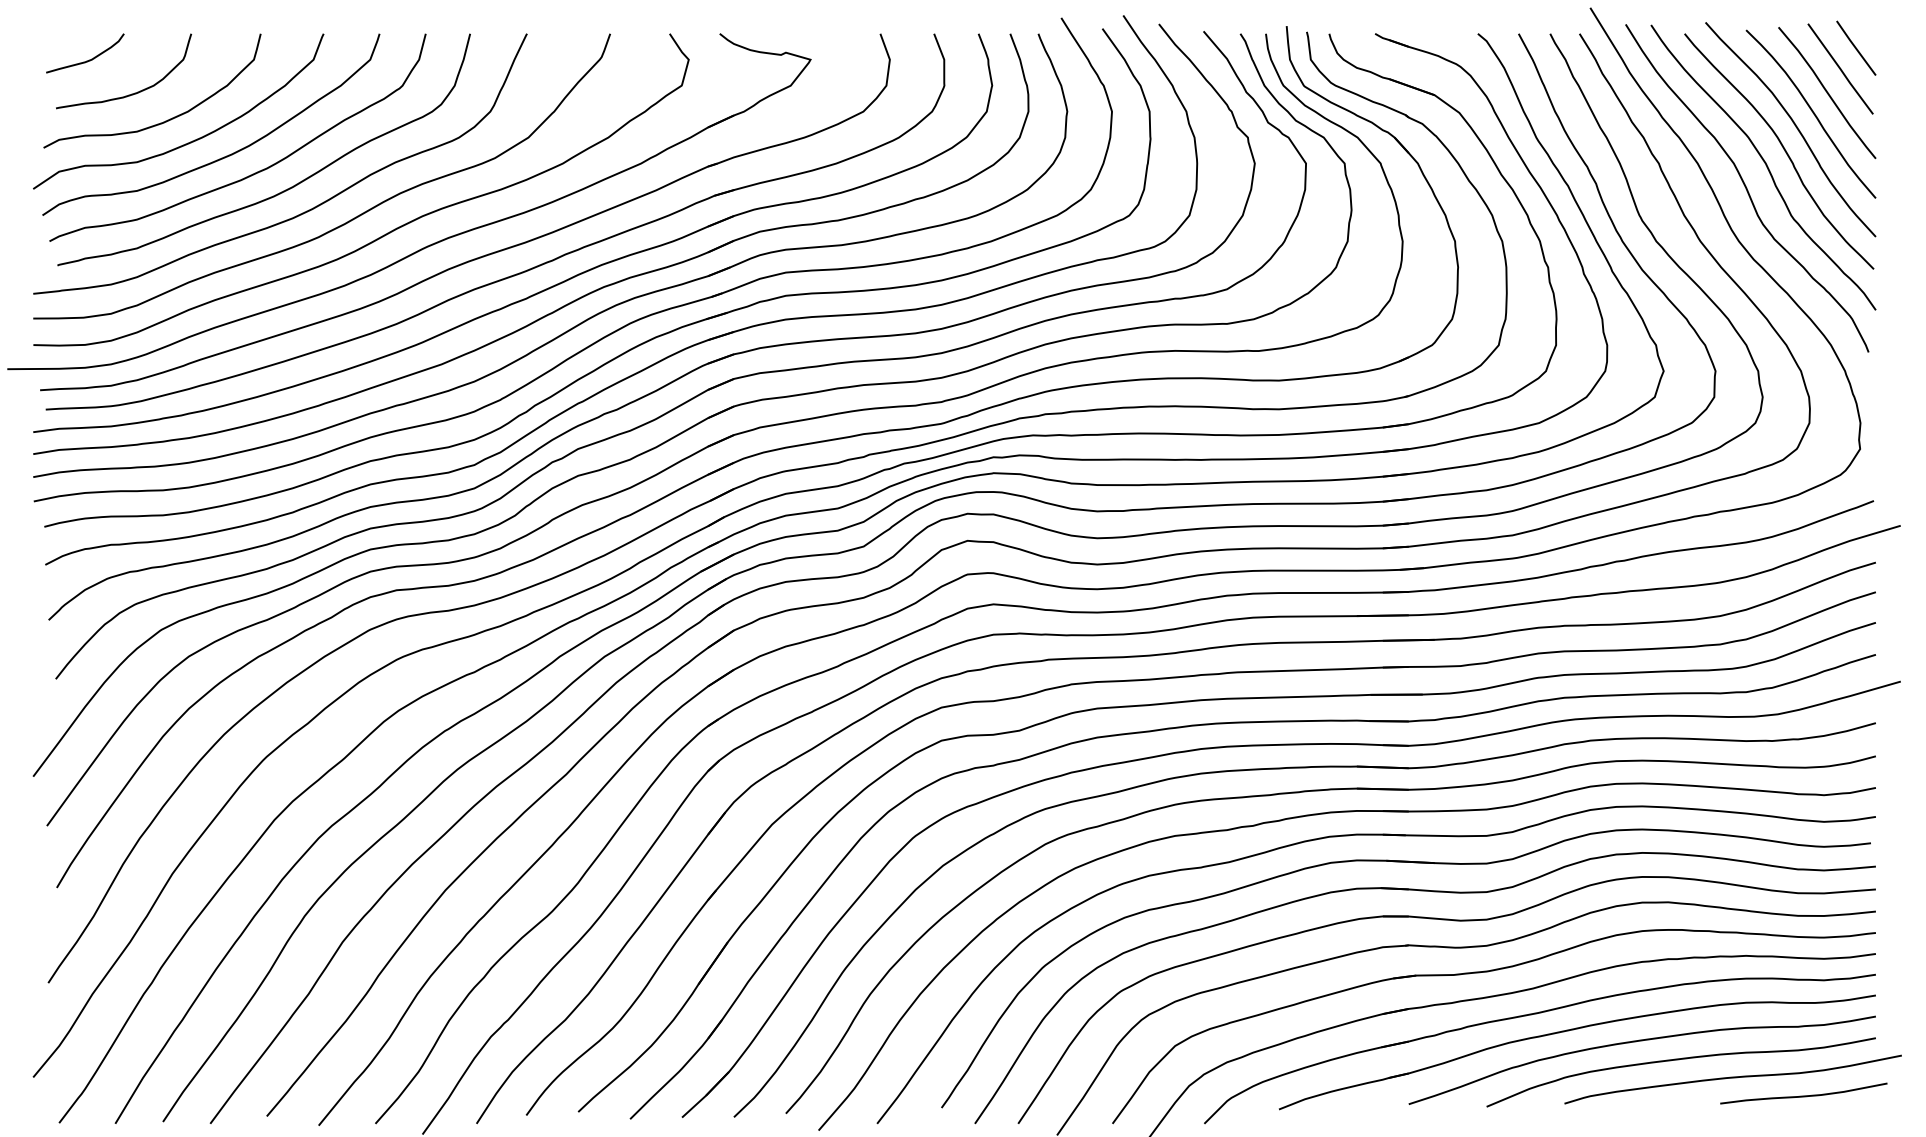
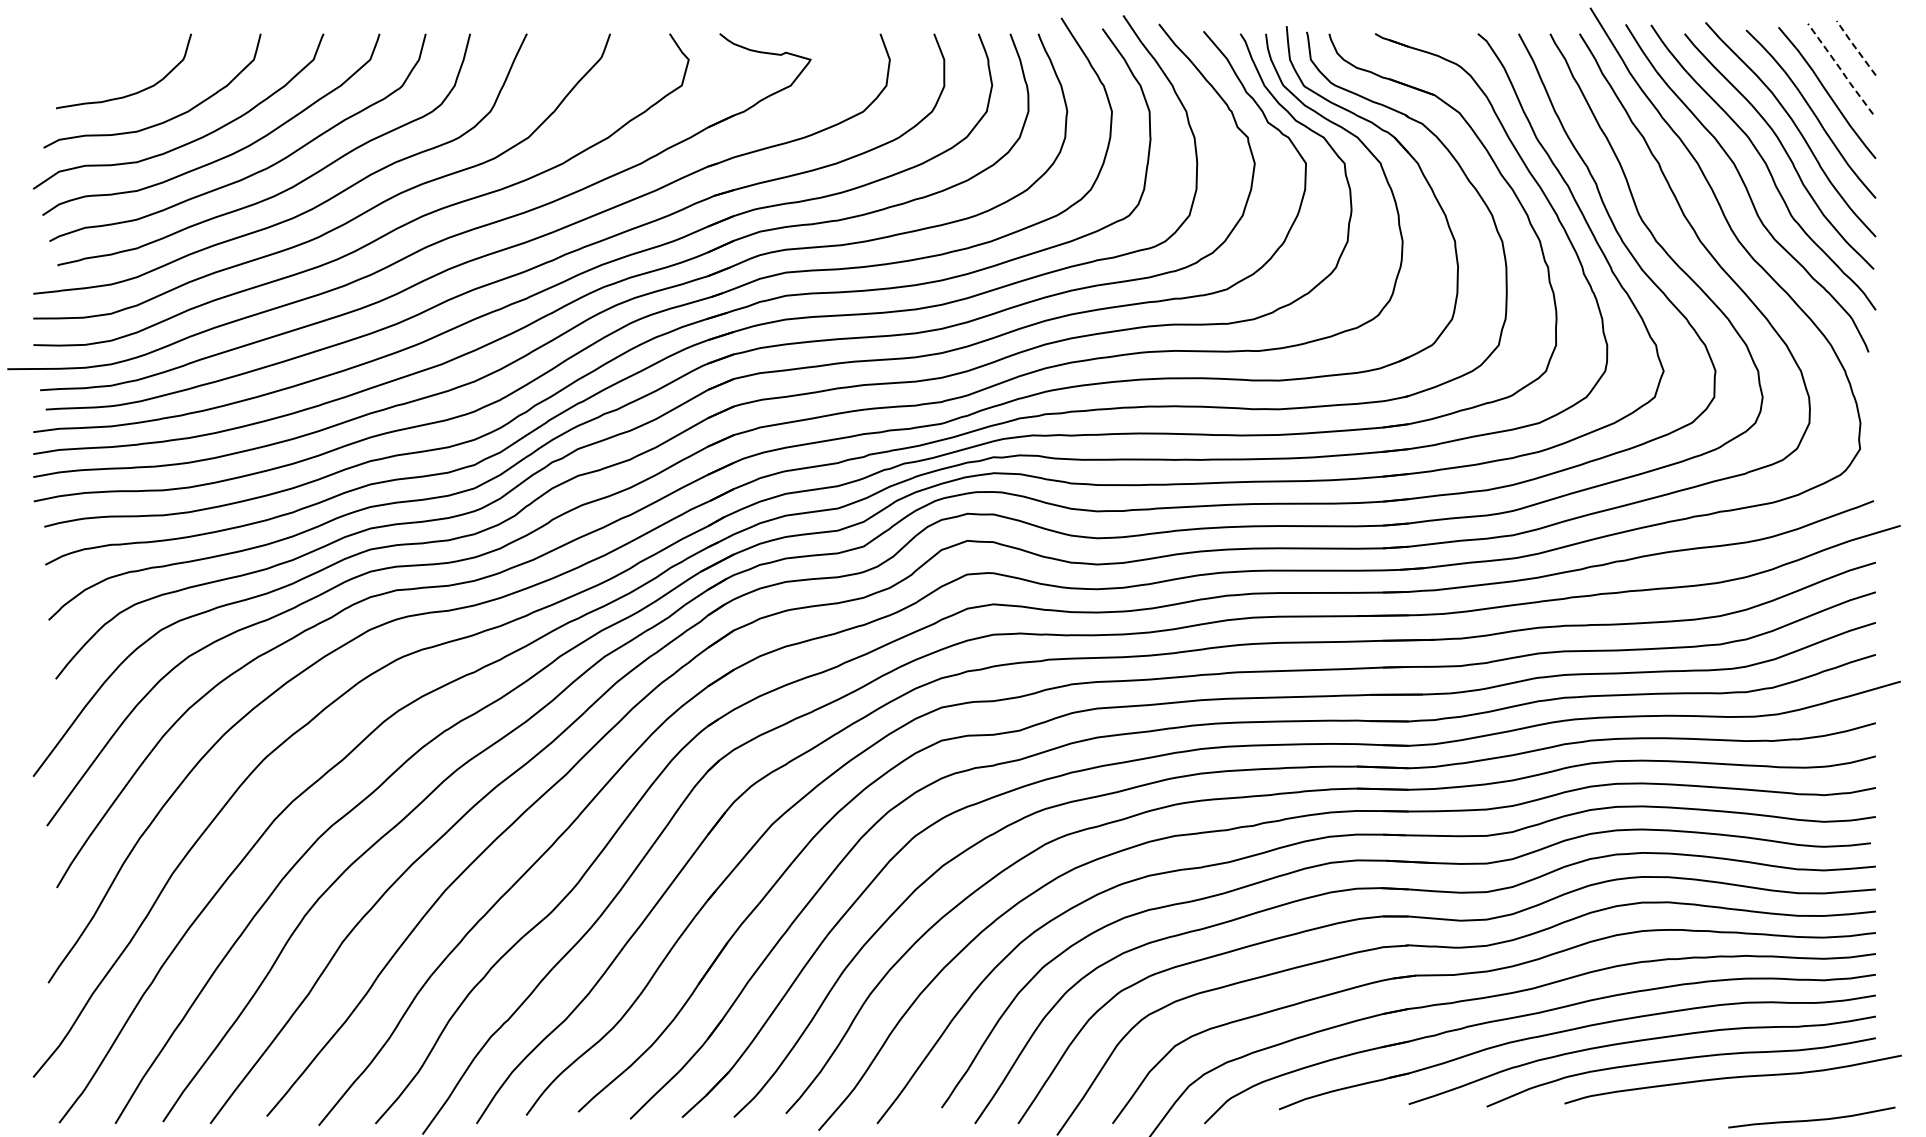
line: solid -> dashed (1855, 47)
curve: present -> none (86, 60)
line: solid -> dashed (1840, 69)
curve position: (1803, 1095) -> (1811, 1119) (1811, 1119)
